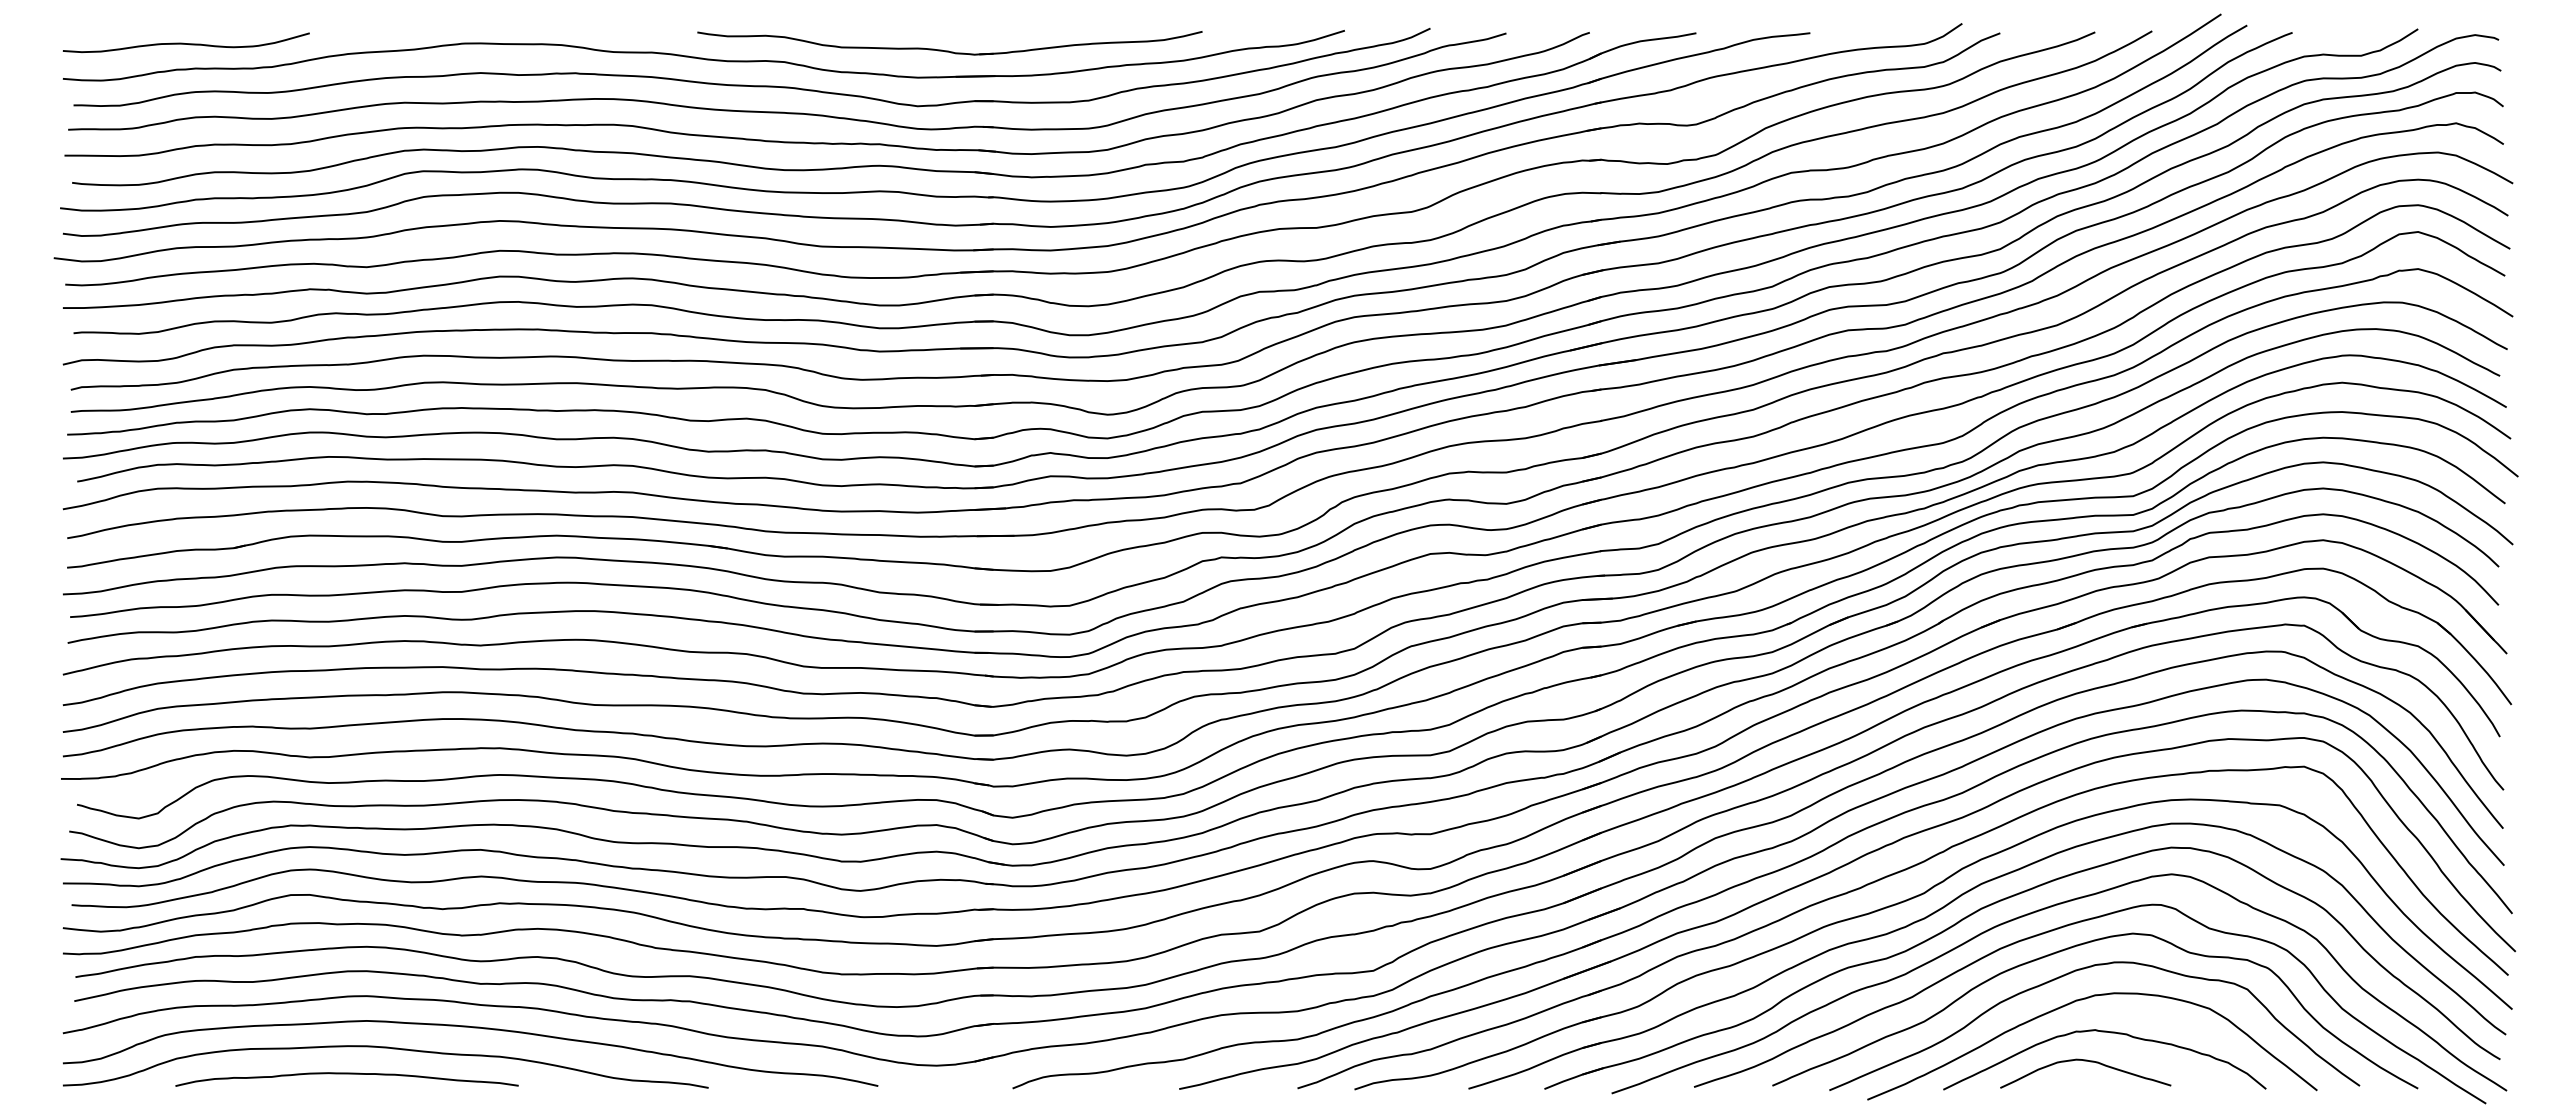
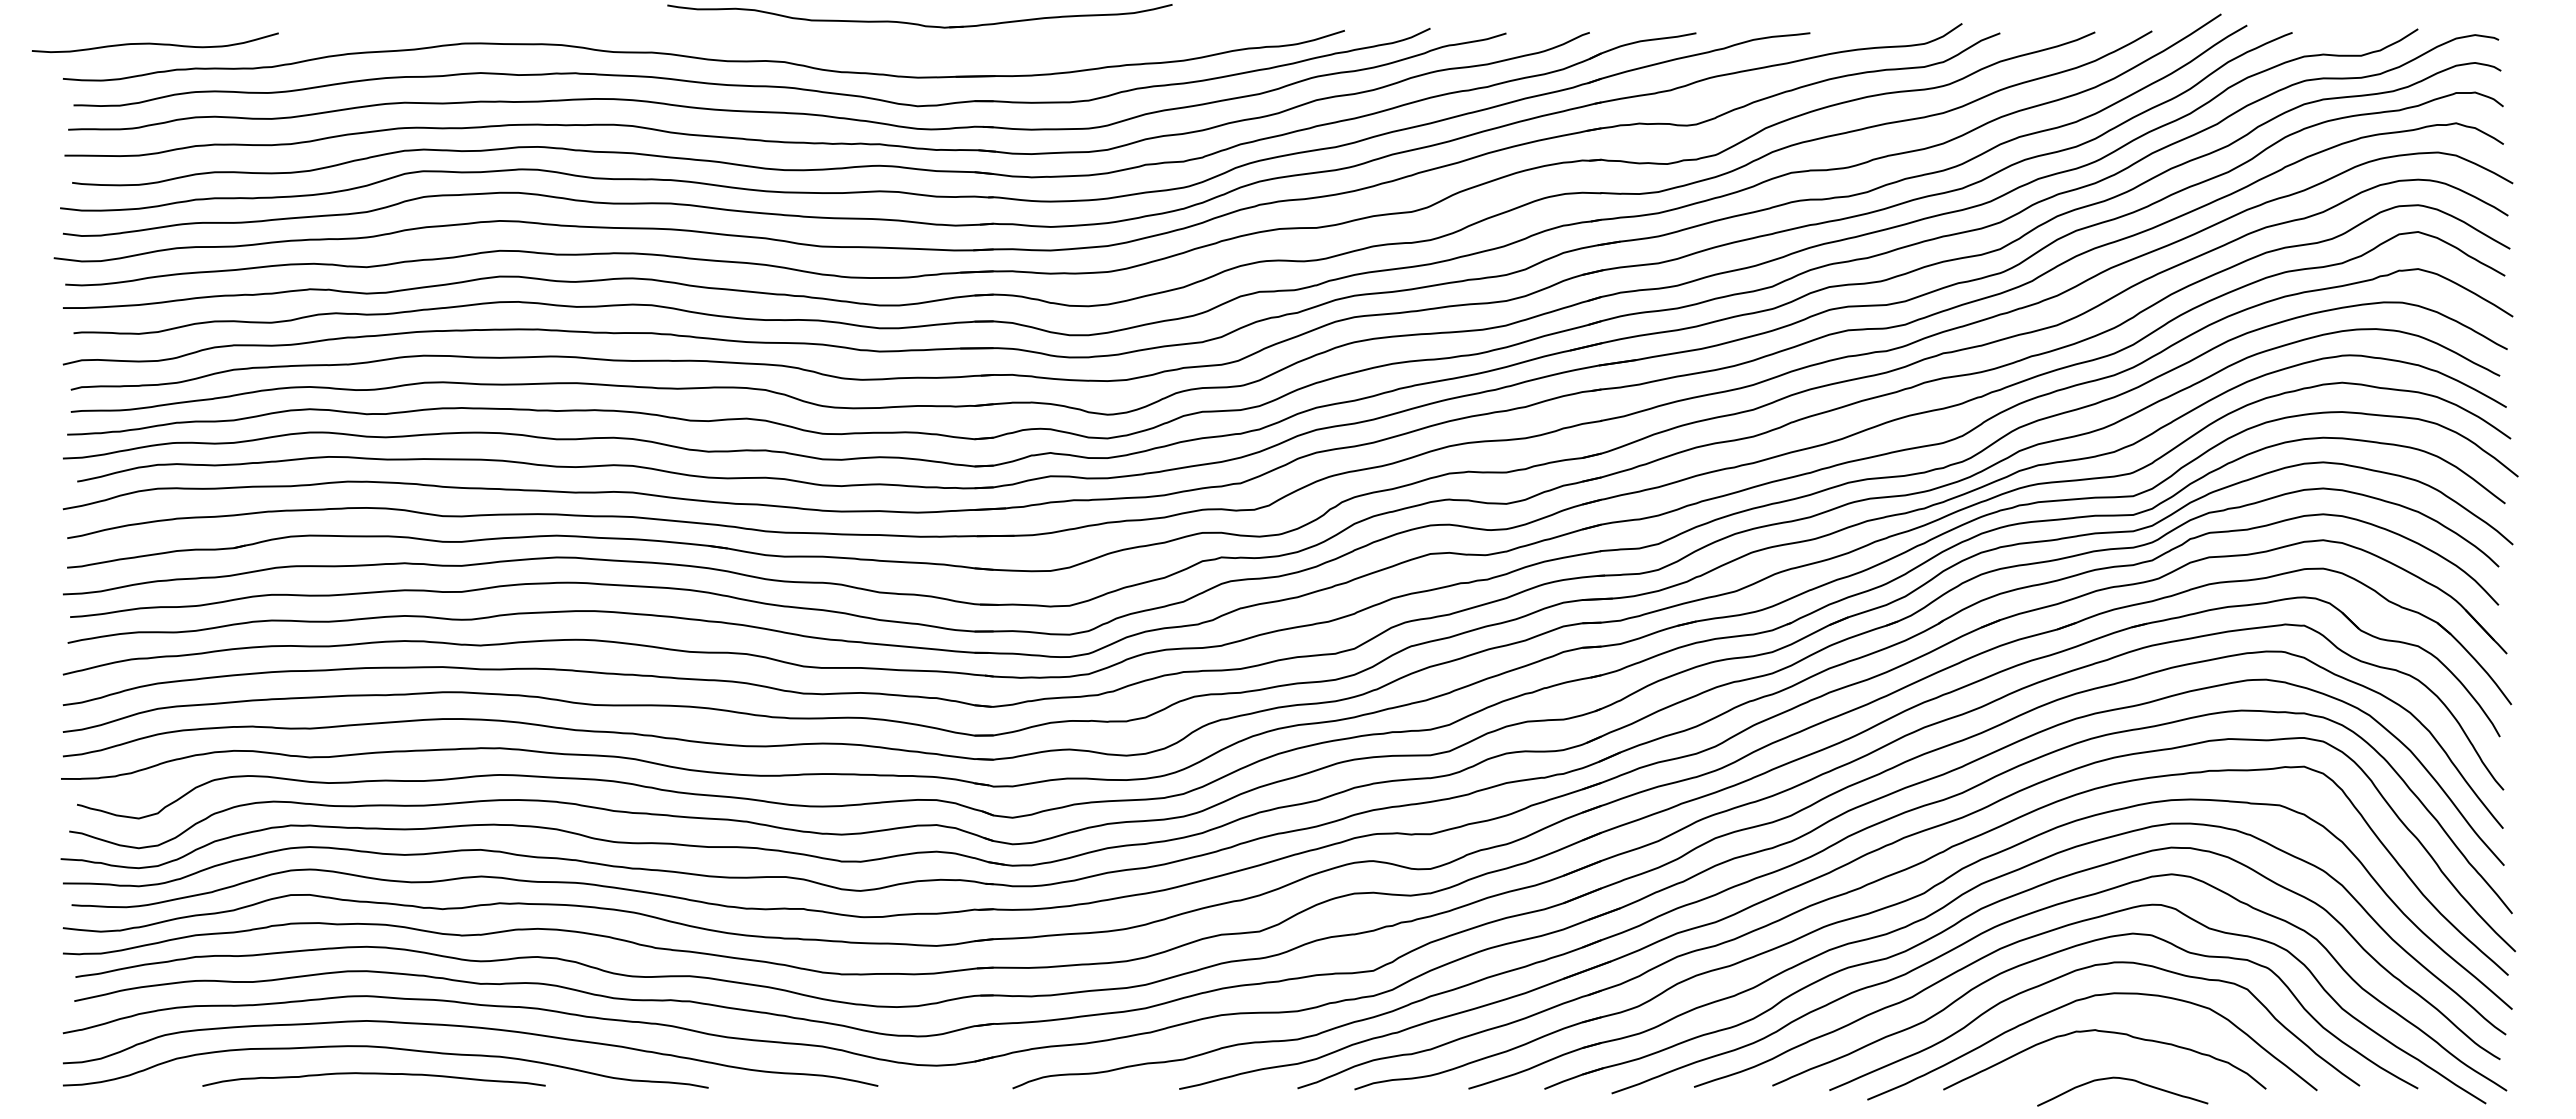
curve position: (185, 43) -> (154, 43) (154, 43)
part position: (948, 50) -> (918, 23) (918, 23)
curve position: (2085, 1061) -> (2122, 1079) (2122, 1079)
curve position: (346, 1074) -> (373, 1074) (373, 1074)
